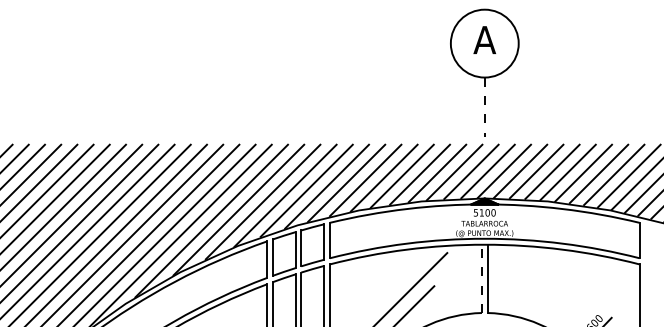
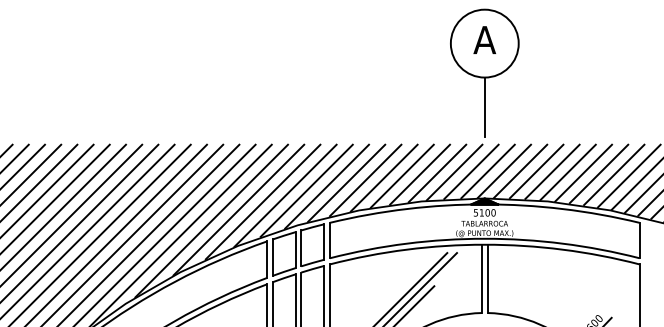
line: dashed -> solid (484, 107)
line: dashed -> solid (481, 278)
line: none -> present (421, 288)
